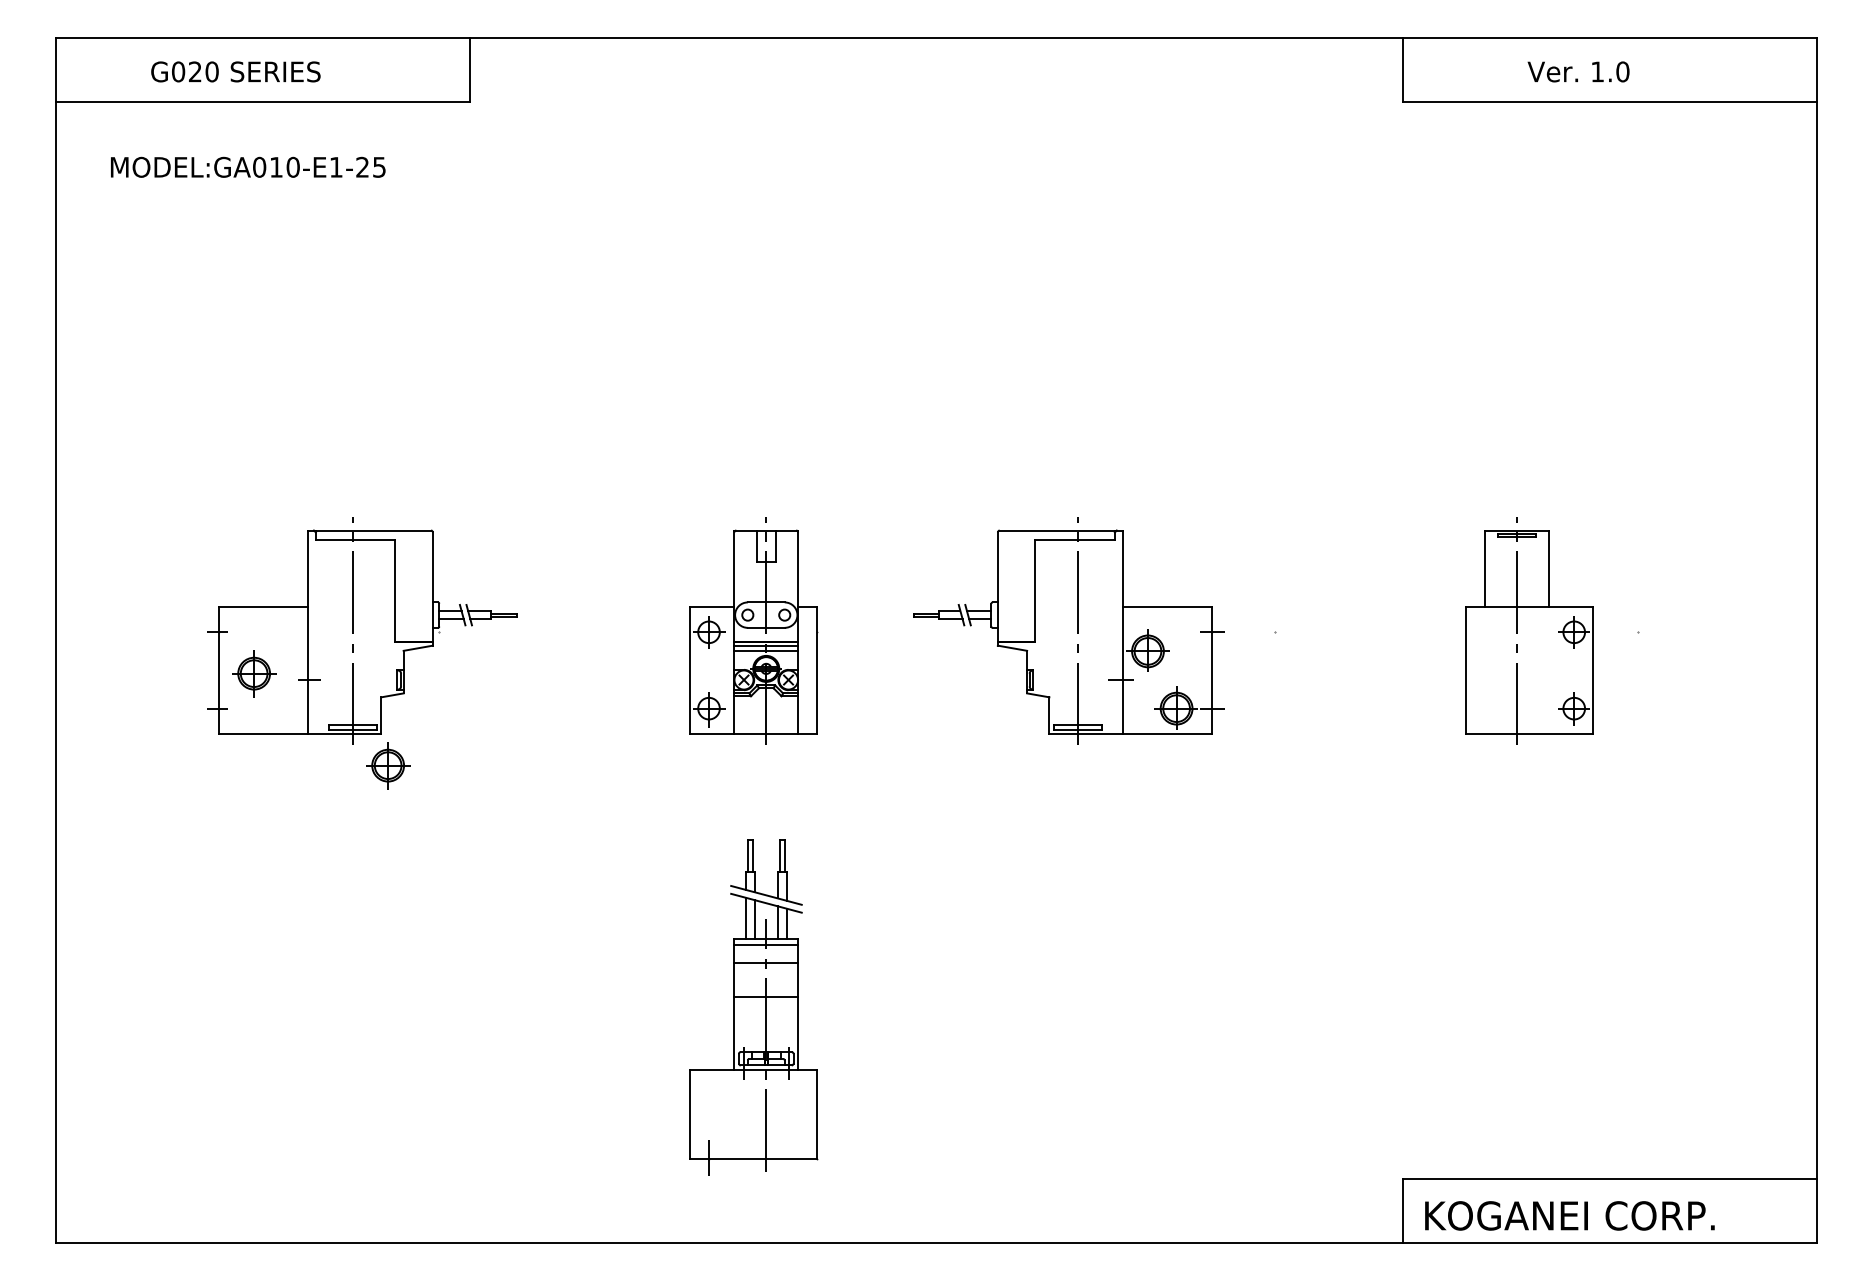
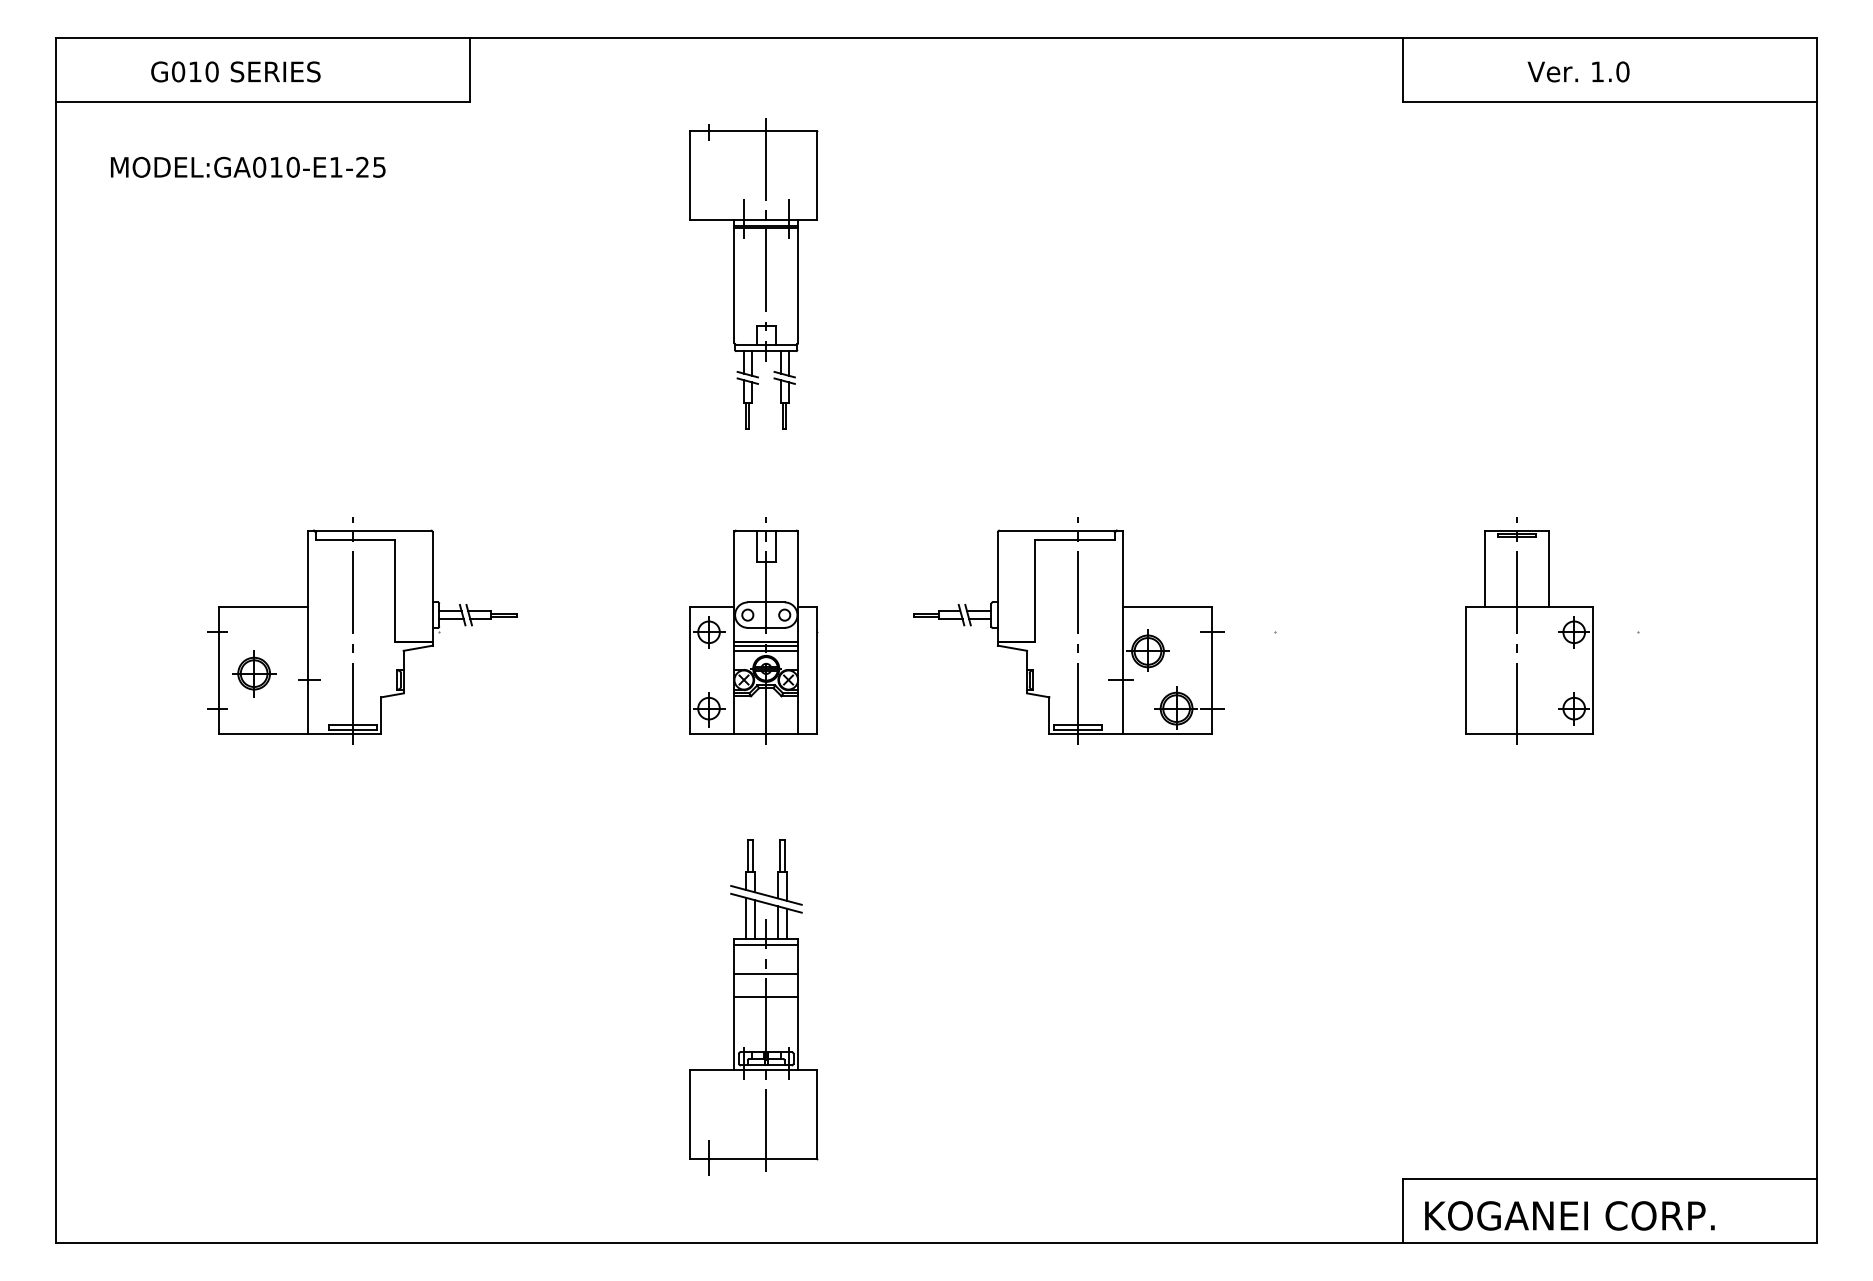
text: G020 -> G010 (195, 71)
part: none -> present (753, 273)
part: present -> none (388, 765)
line position: (766, 963) -> (766, 974) (766, 974)
